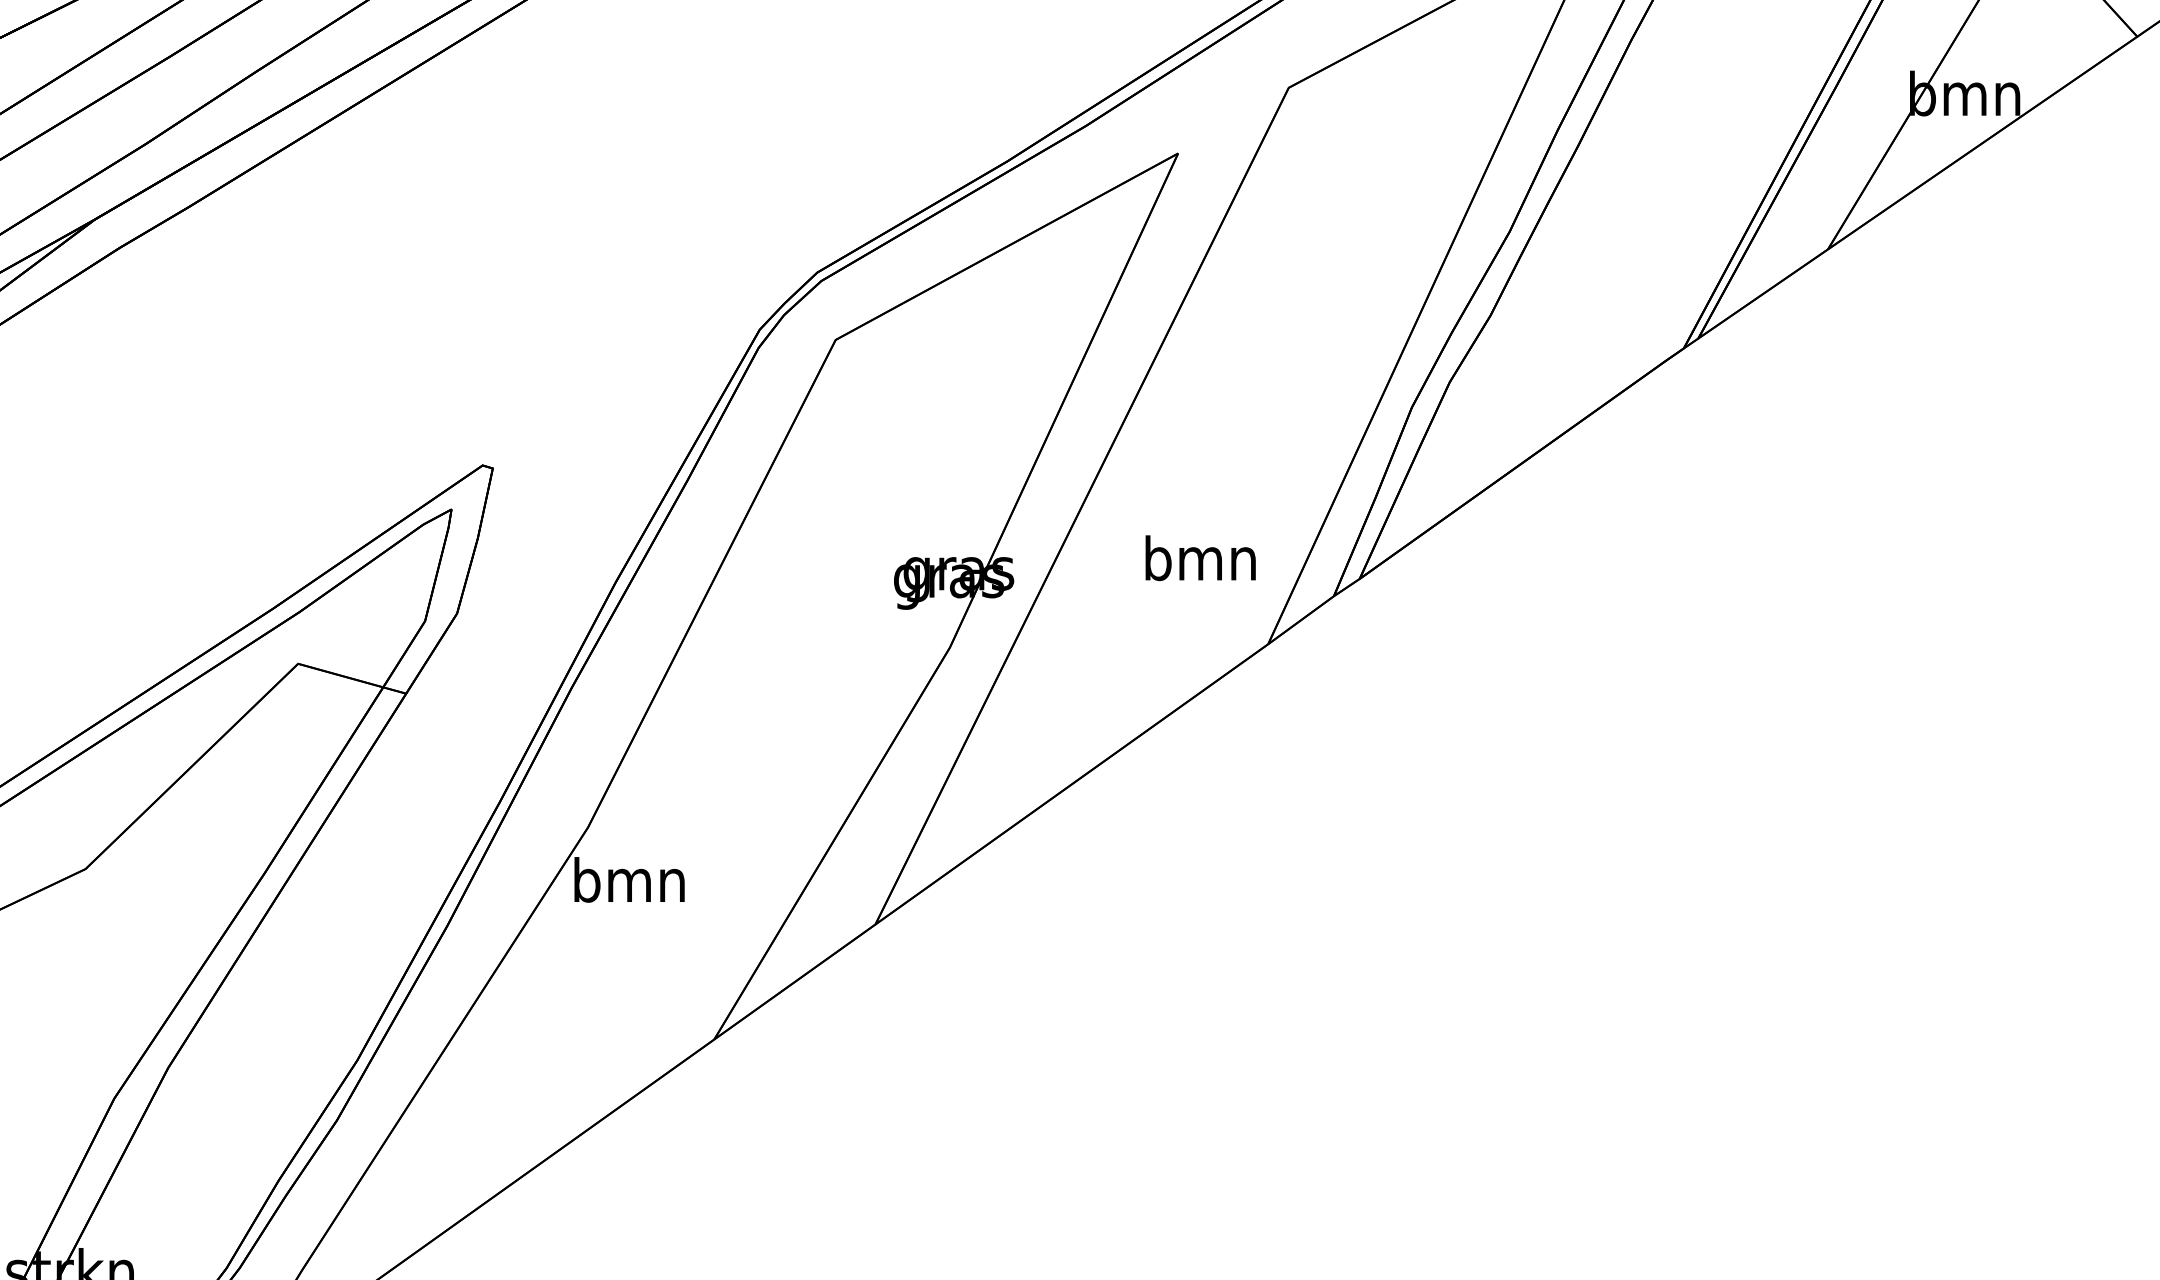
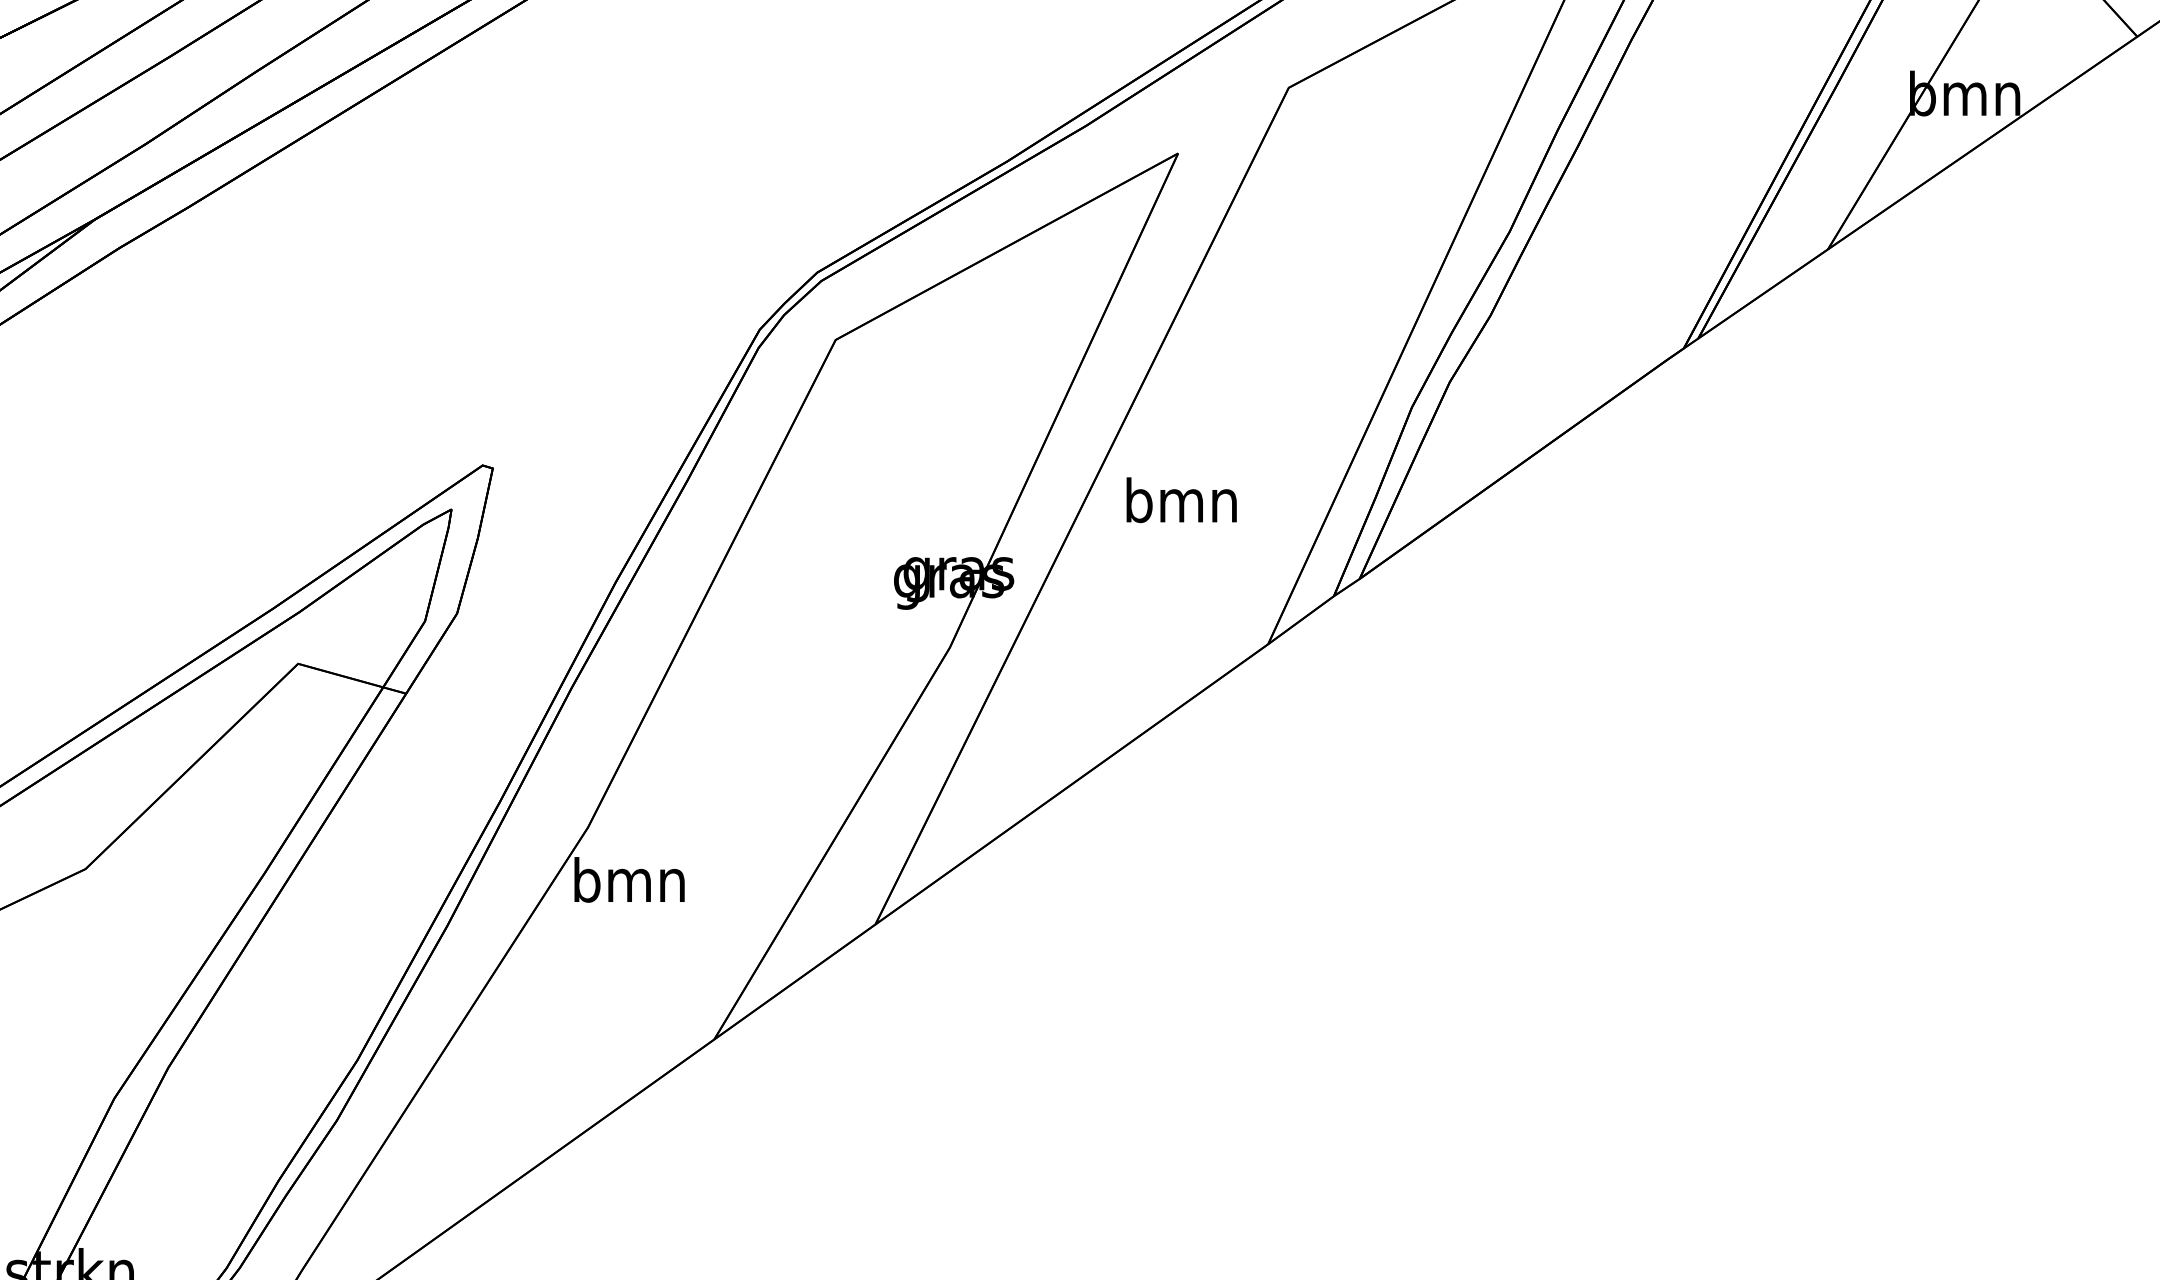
text position: (1200, 558) -> (1181, 500) (1181, 500)
